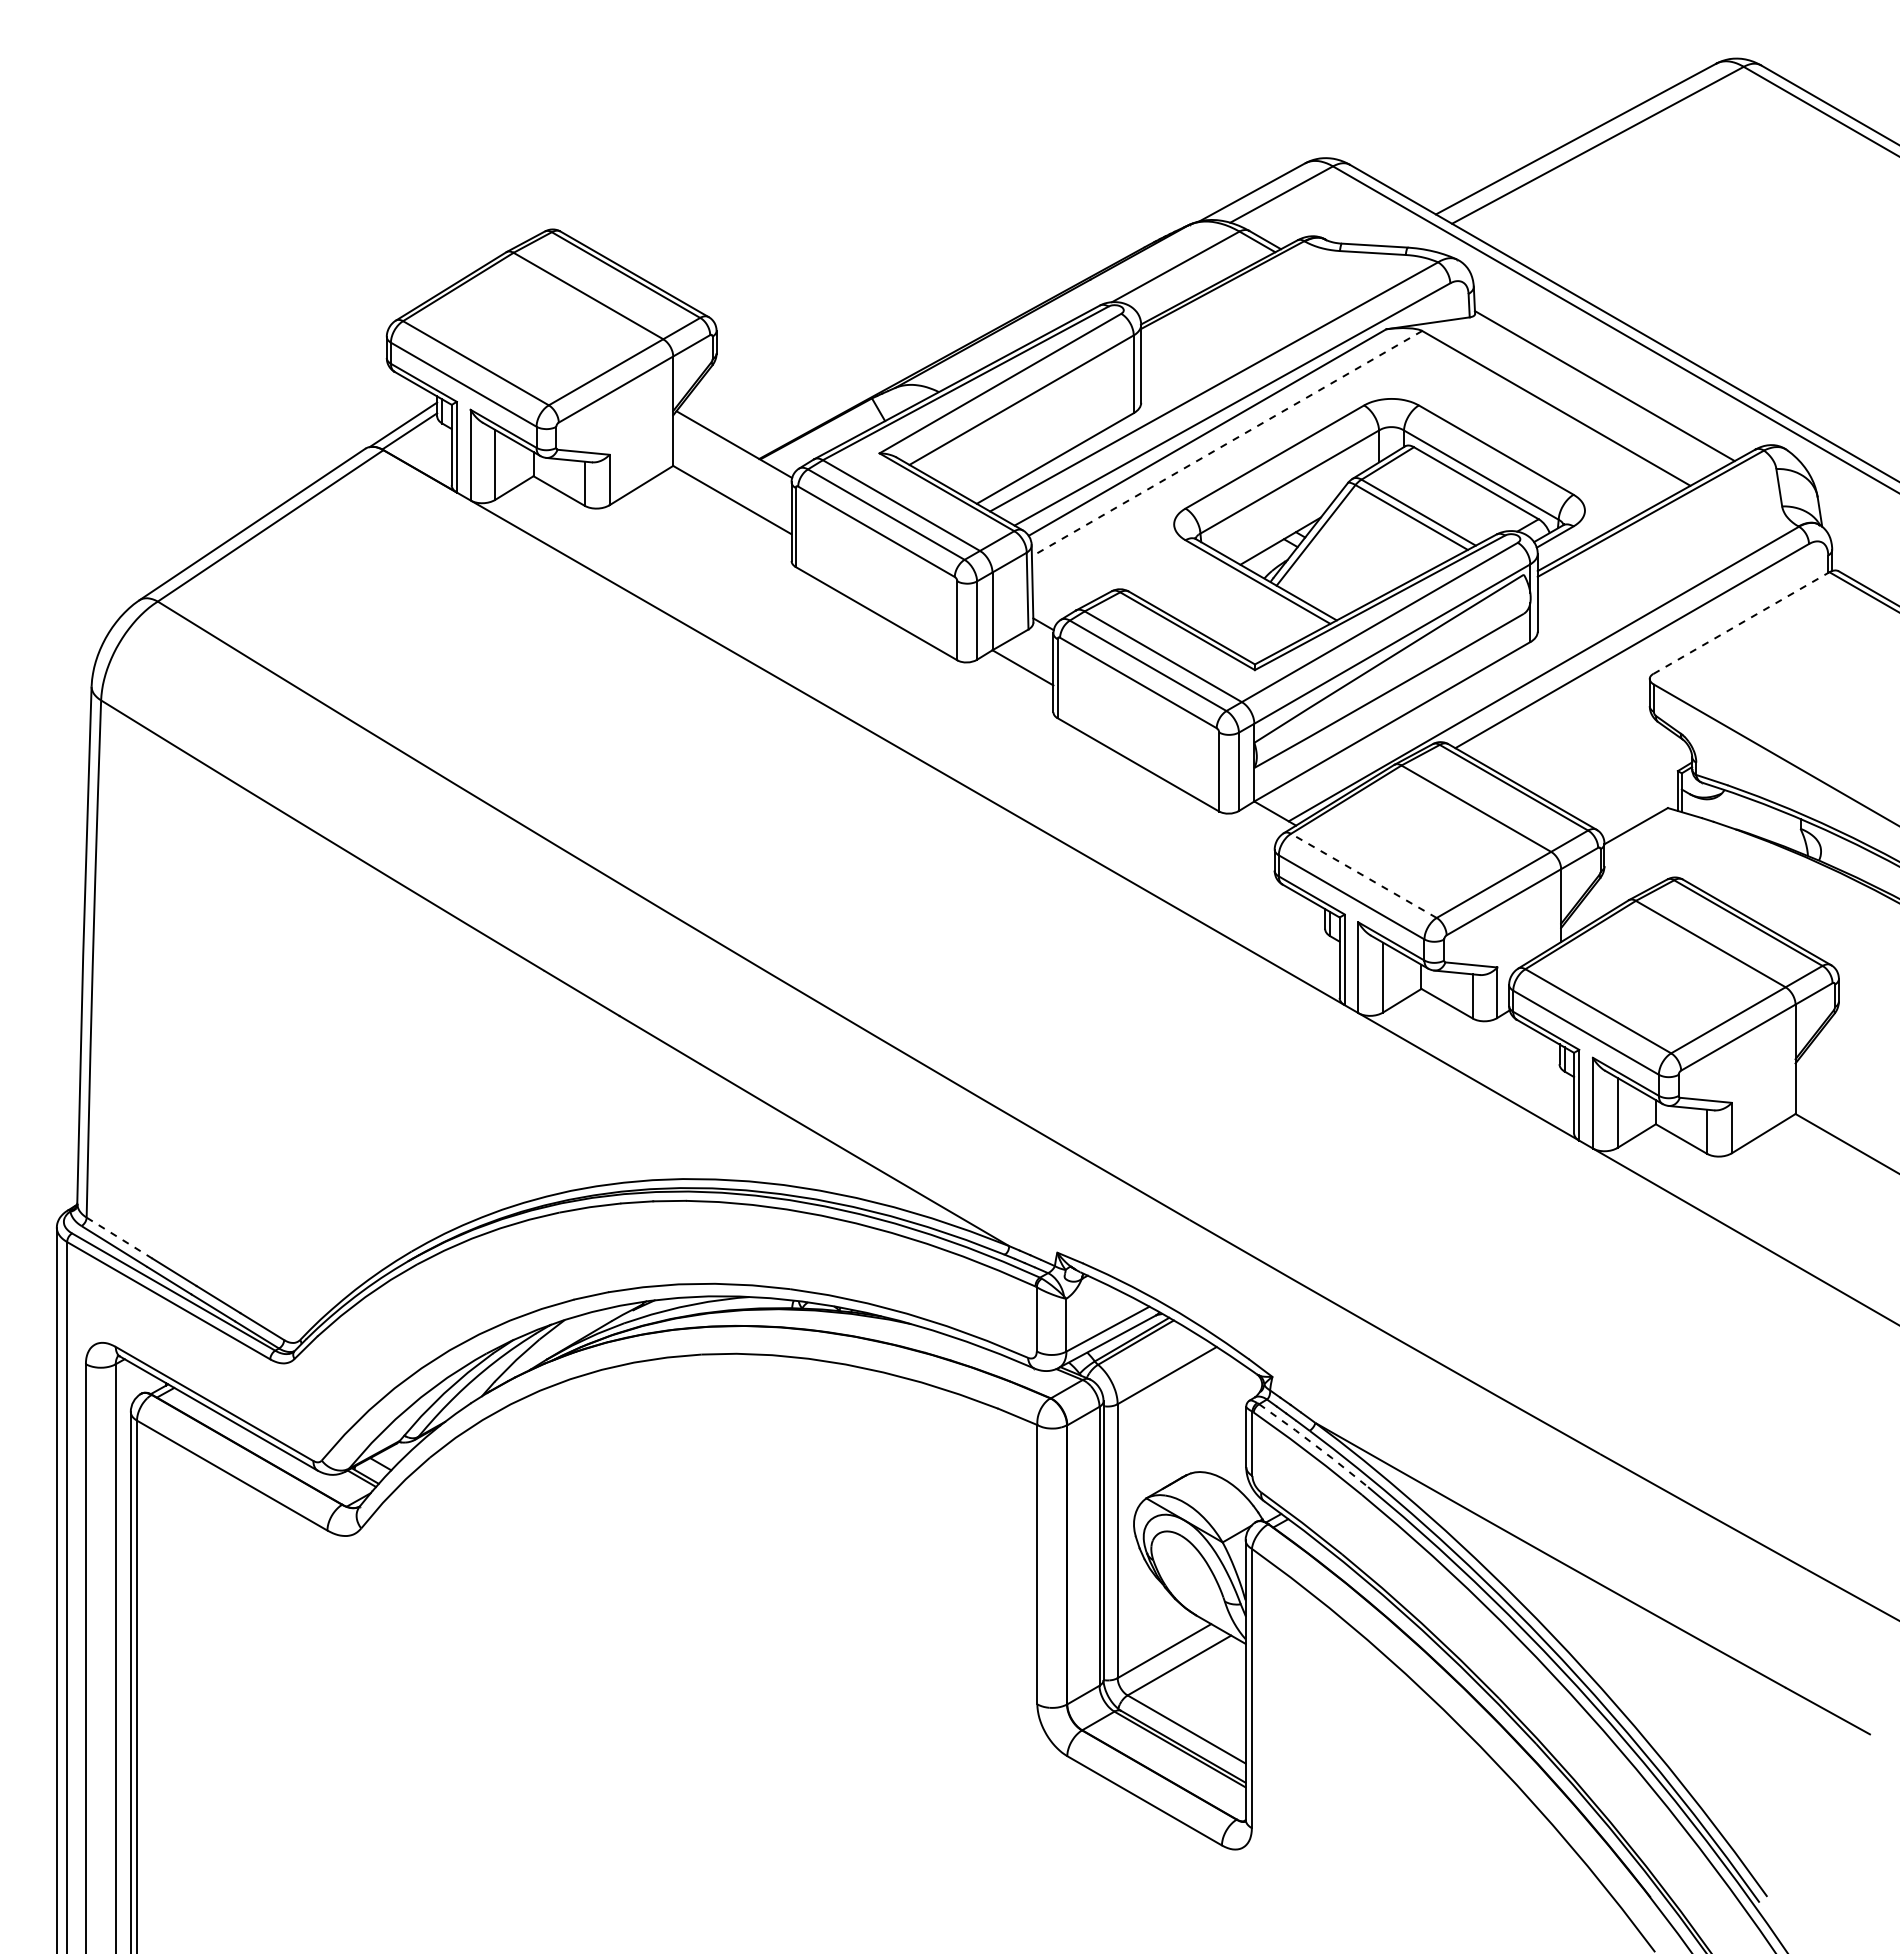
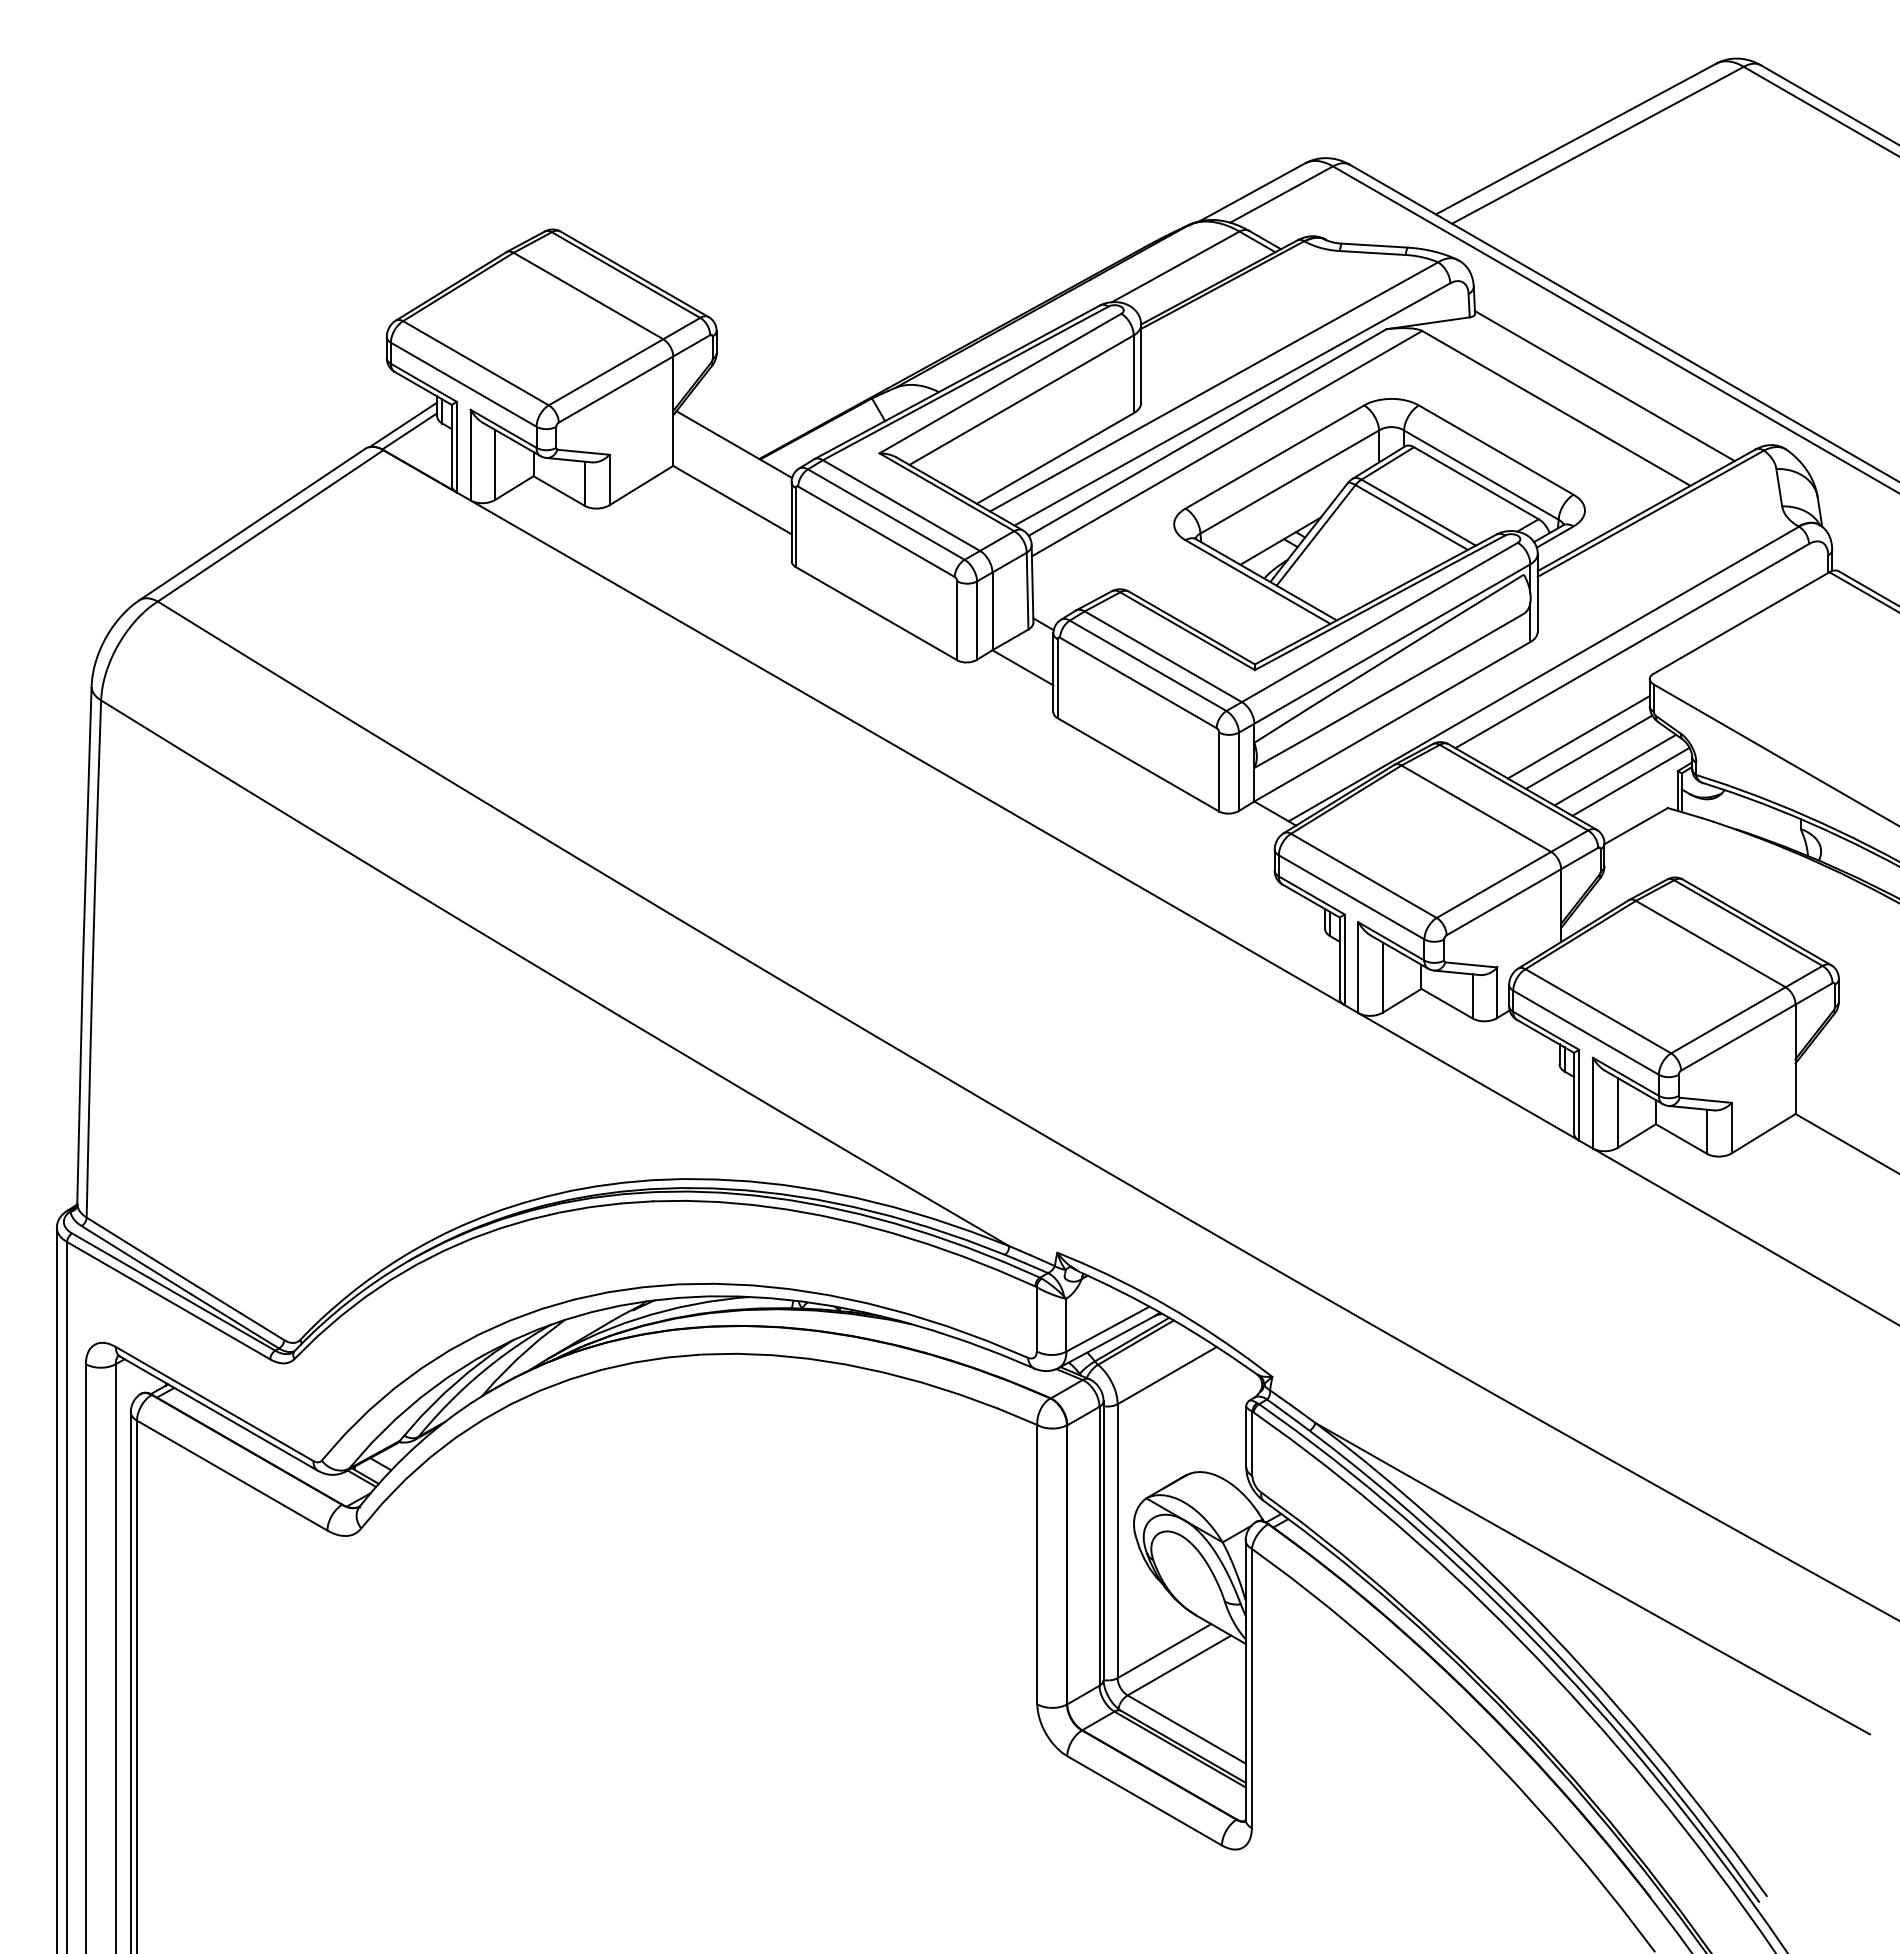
line: dashed -> solid (1226, 443)
line: dashed -> solid (1741, 623)
line: none -> present (1578, 737)
line: none -> present (1588, 751)
line: none -> present (1615, 769)
line: none -> present (1630, 781)
line: dashed -> solid (1363, 875)
line: dashed -> solid (118, 1237)
line: dashed -> solid (1314, 1444)
